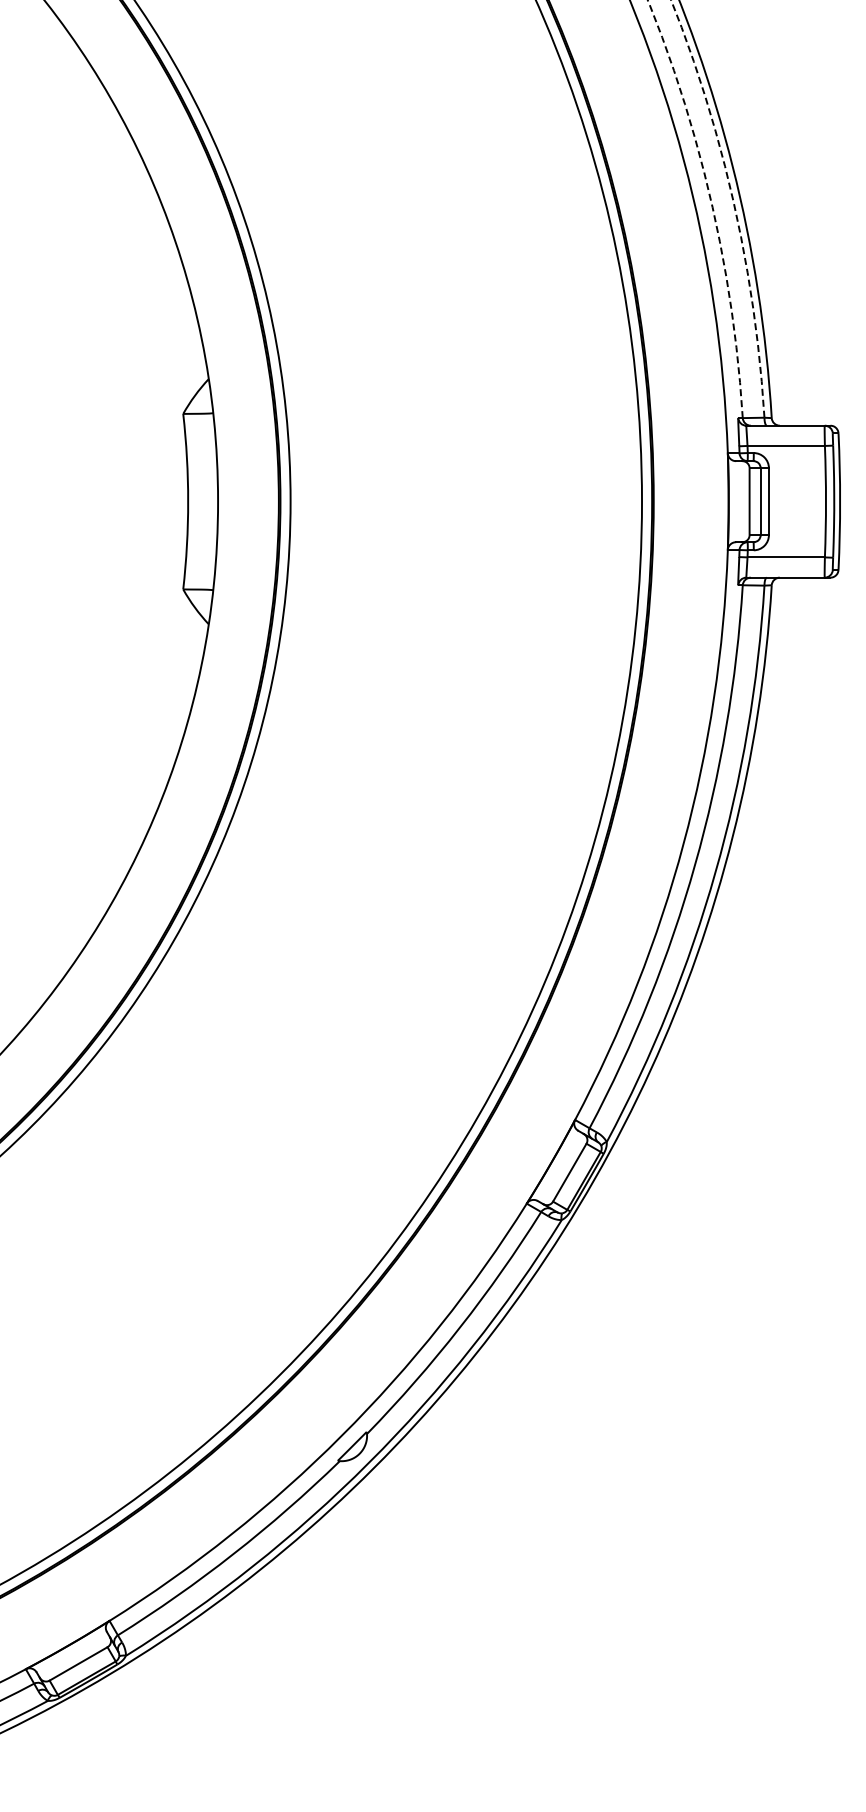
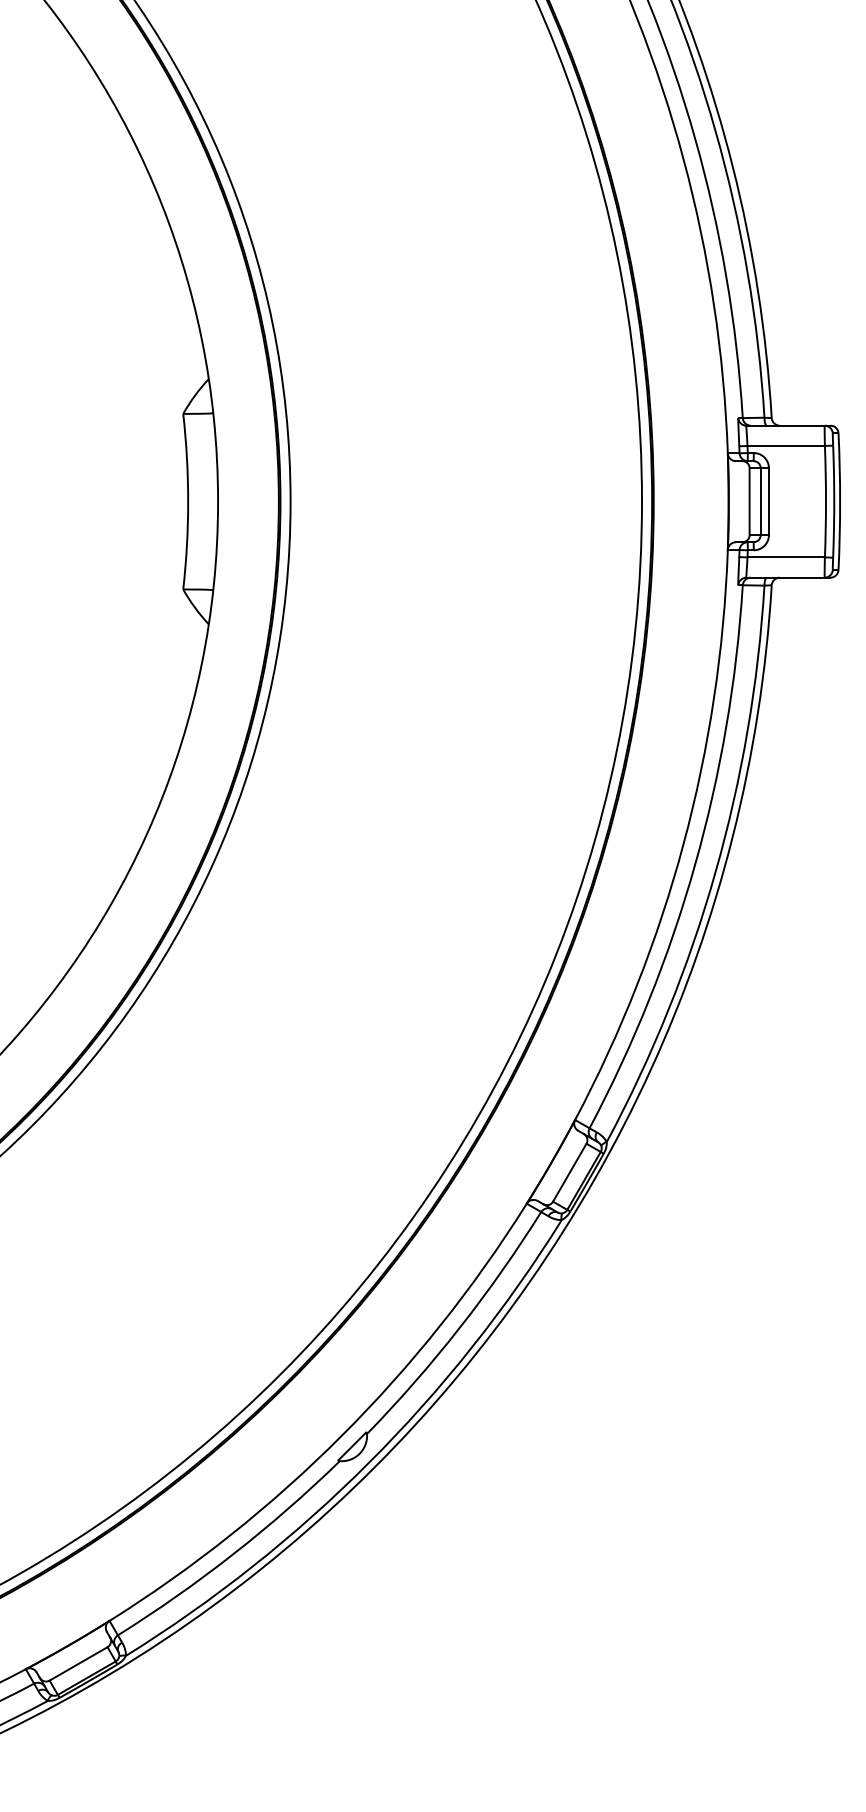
arc: dashed -> solid (734, 204)
arc: dashed -> solid (712, 205)
